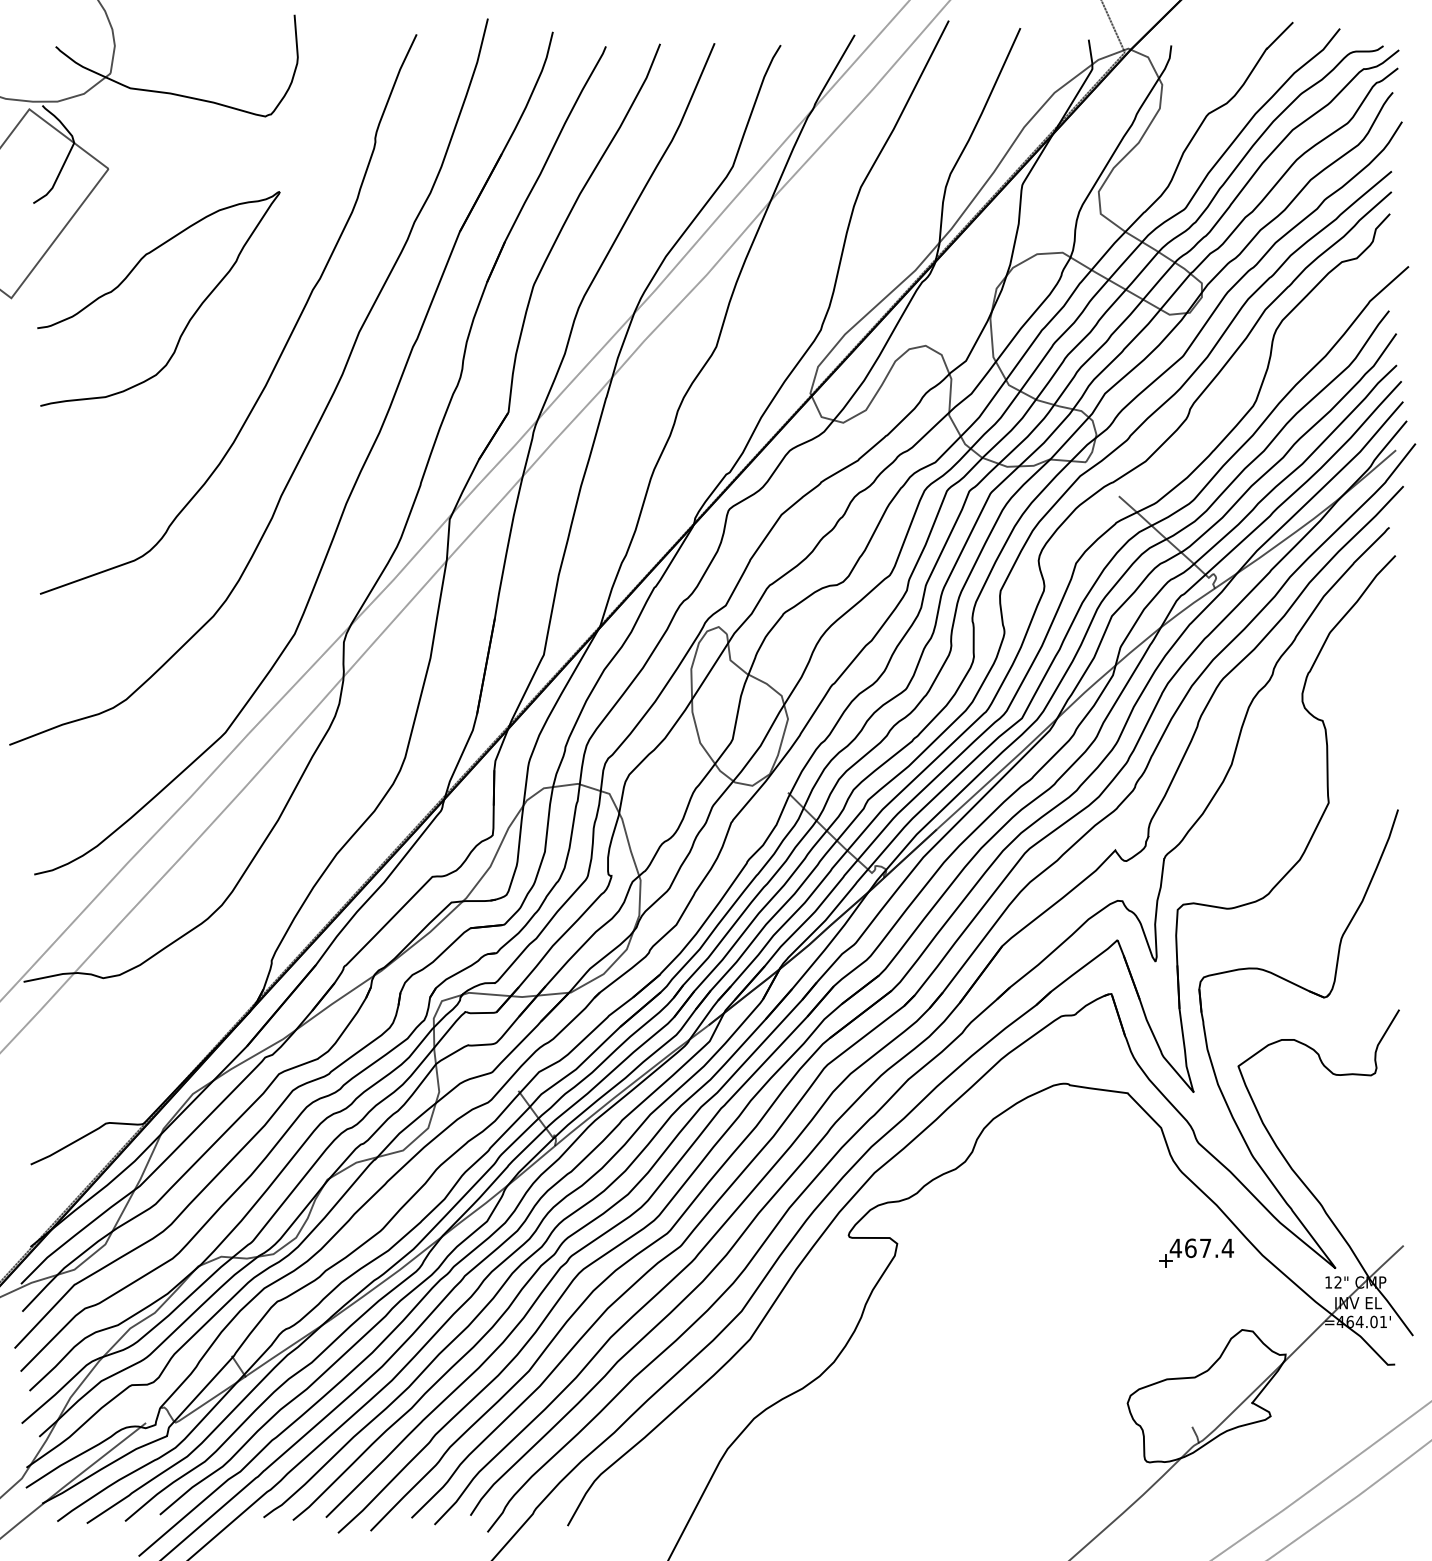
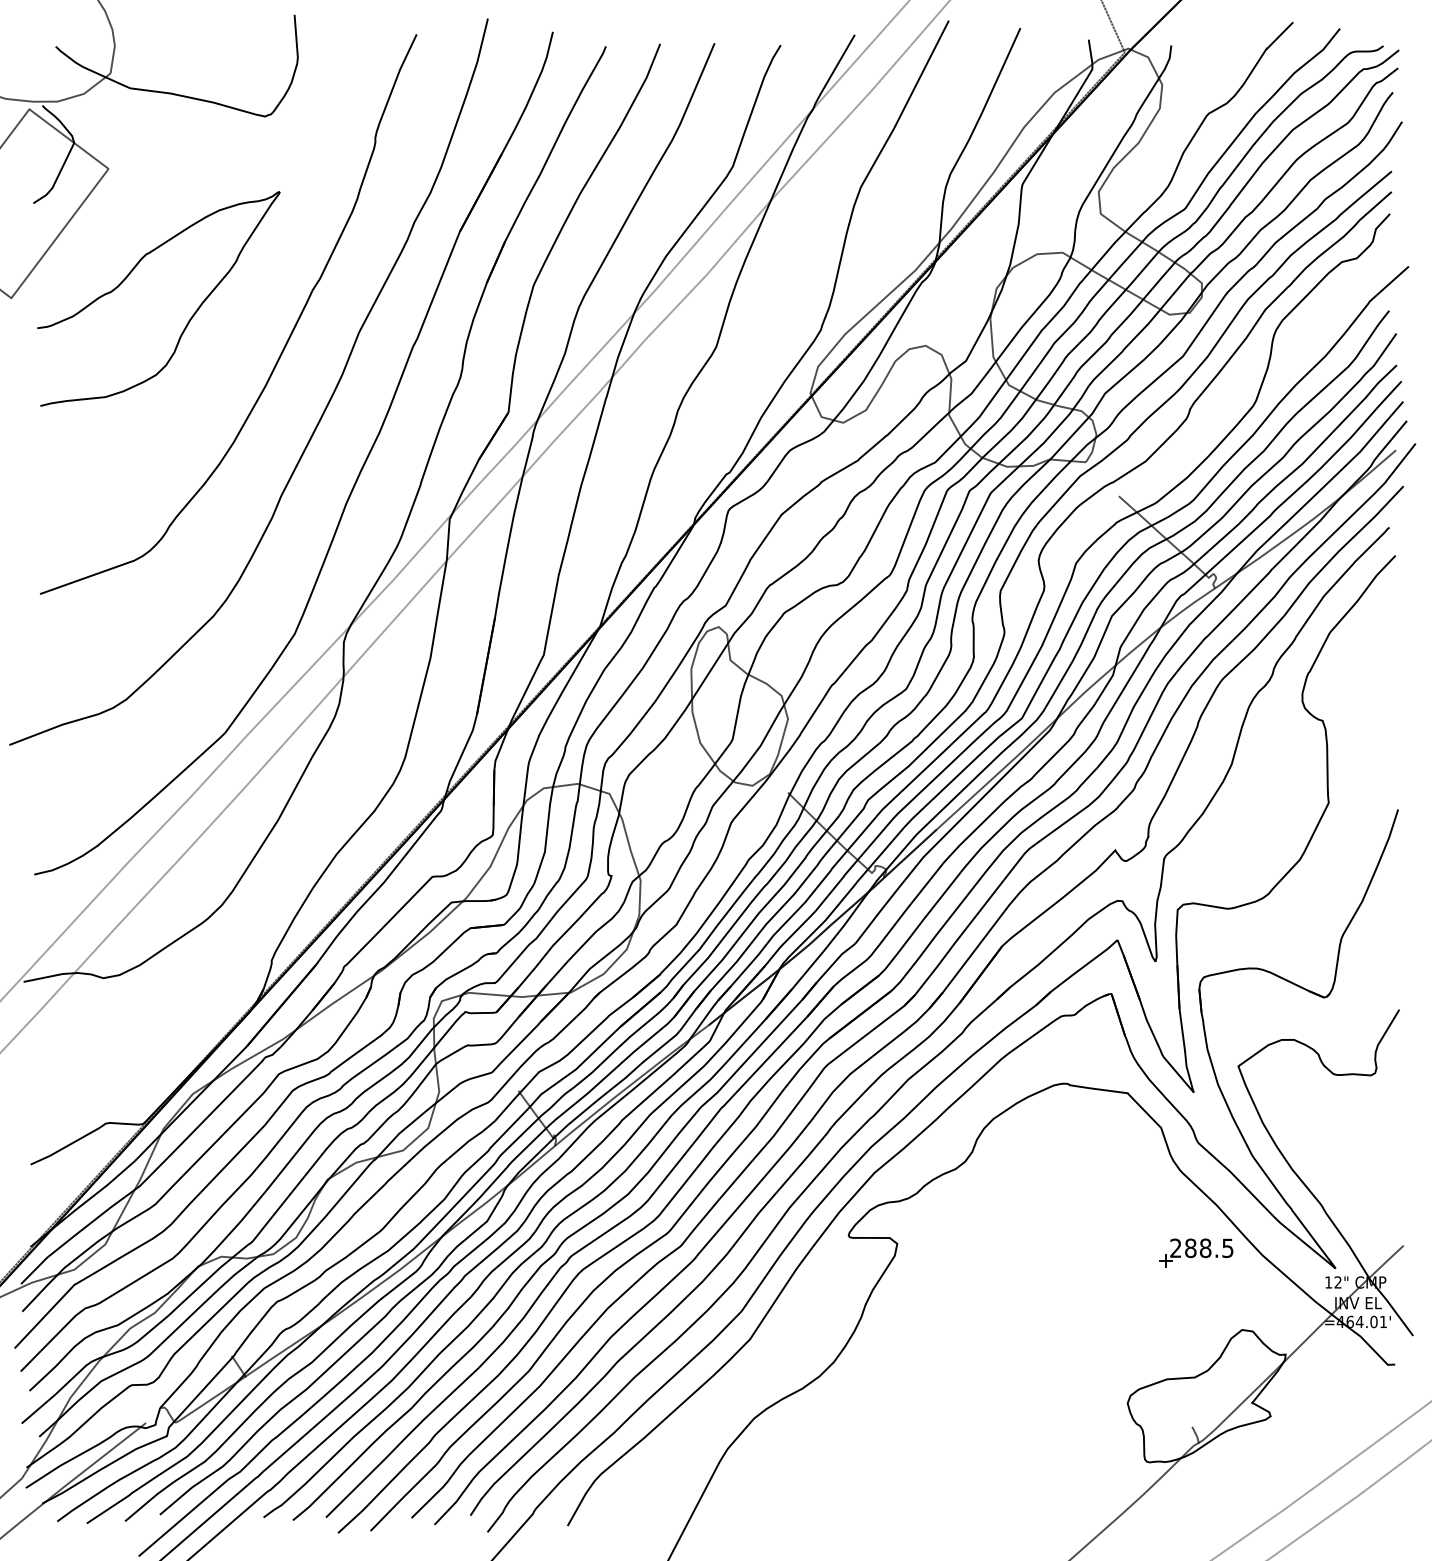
text: 467.4 -> 288.5 (1201, 1248)
